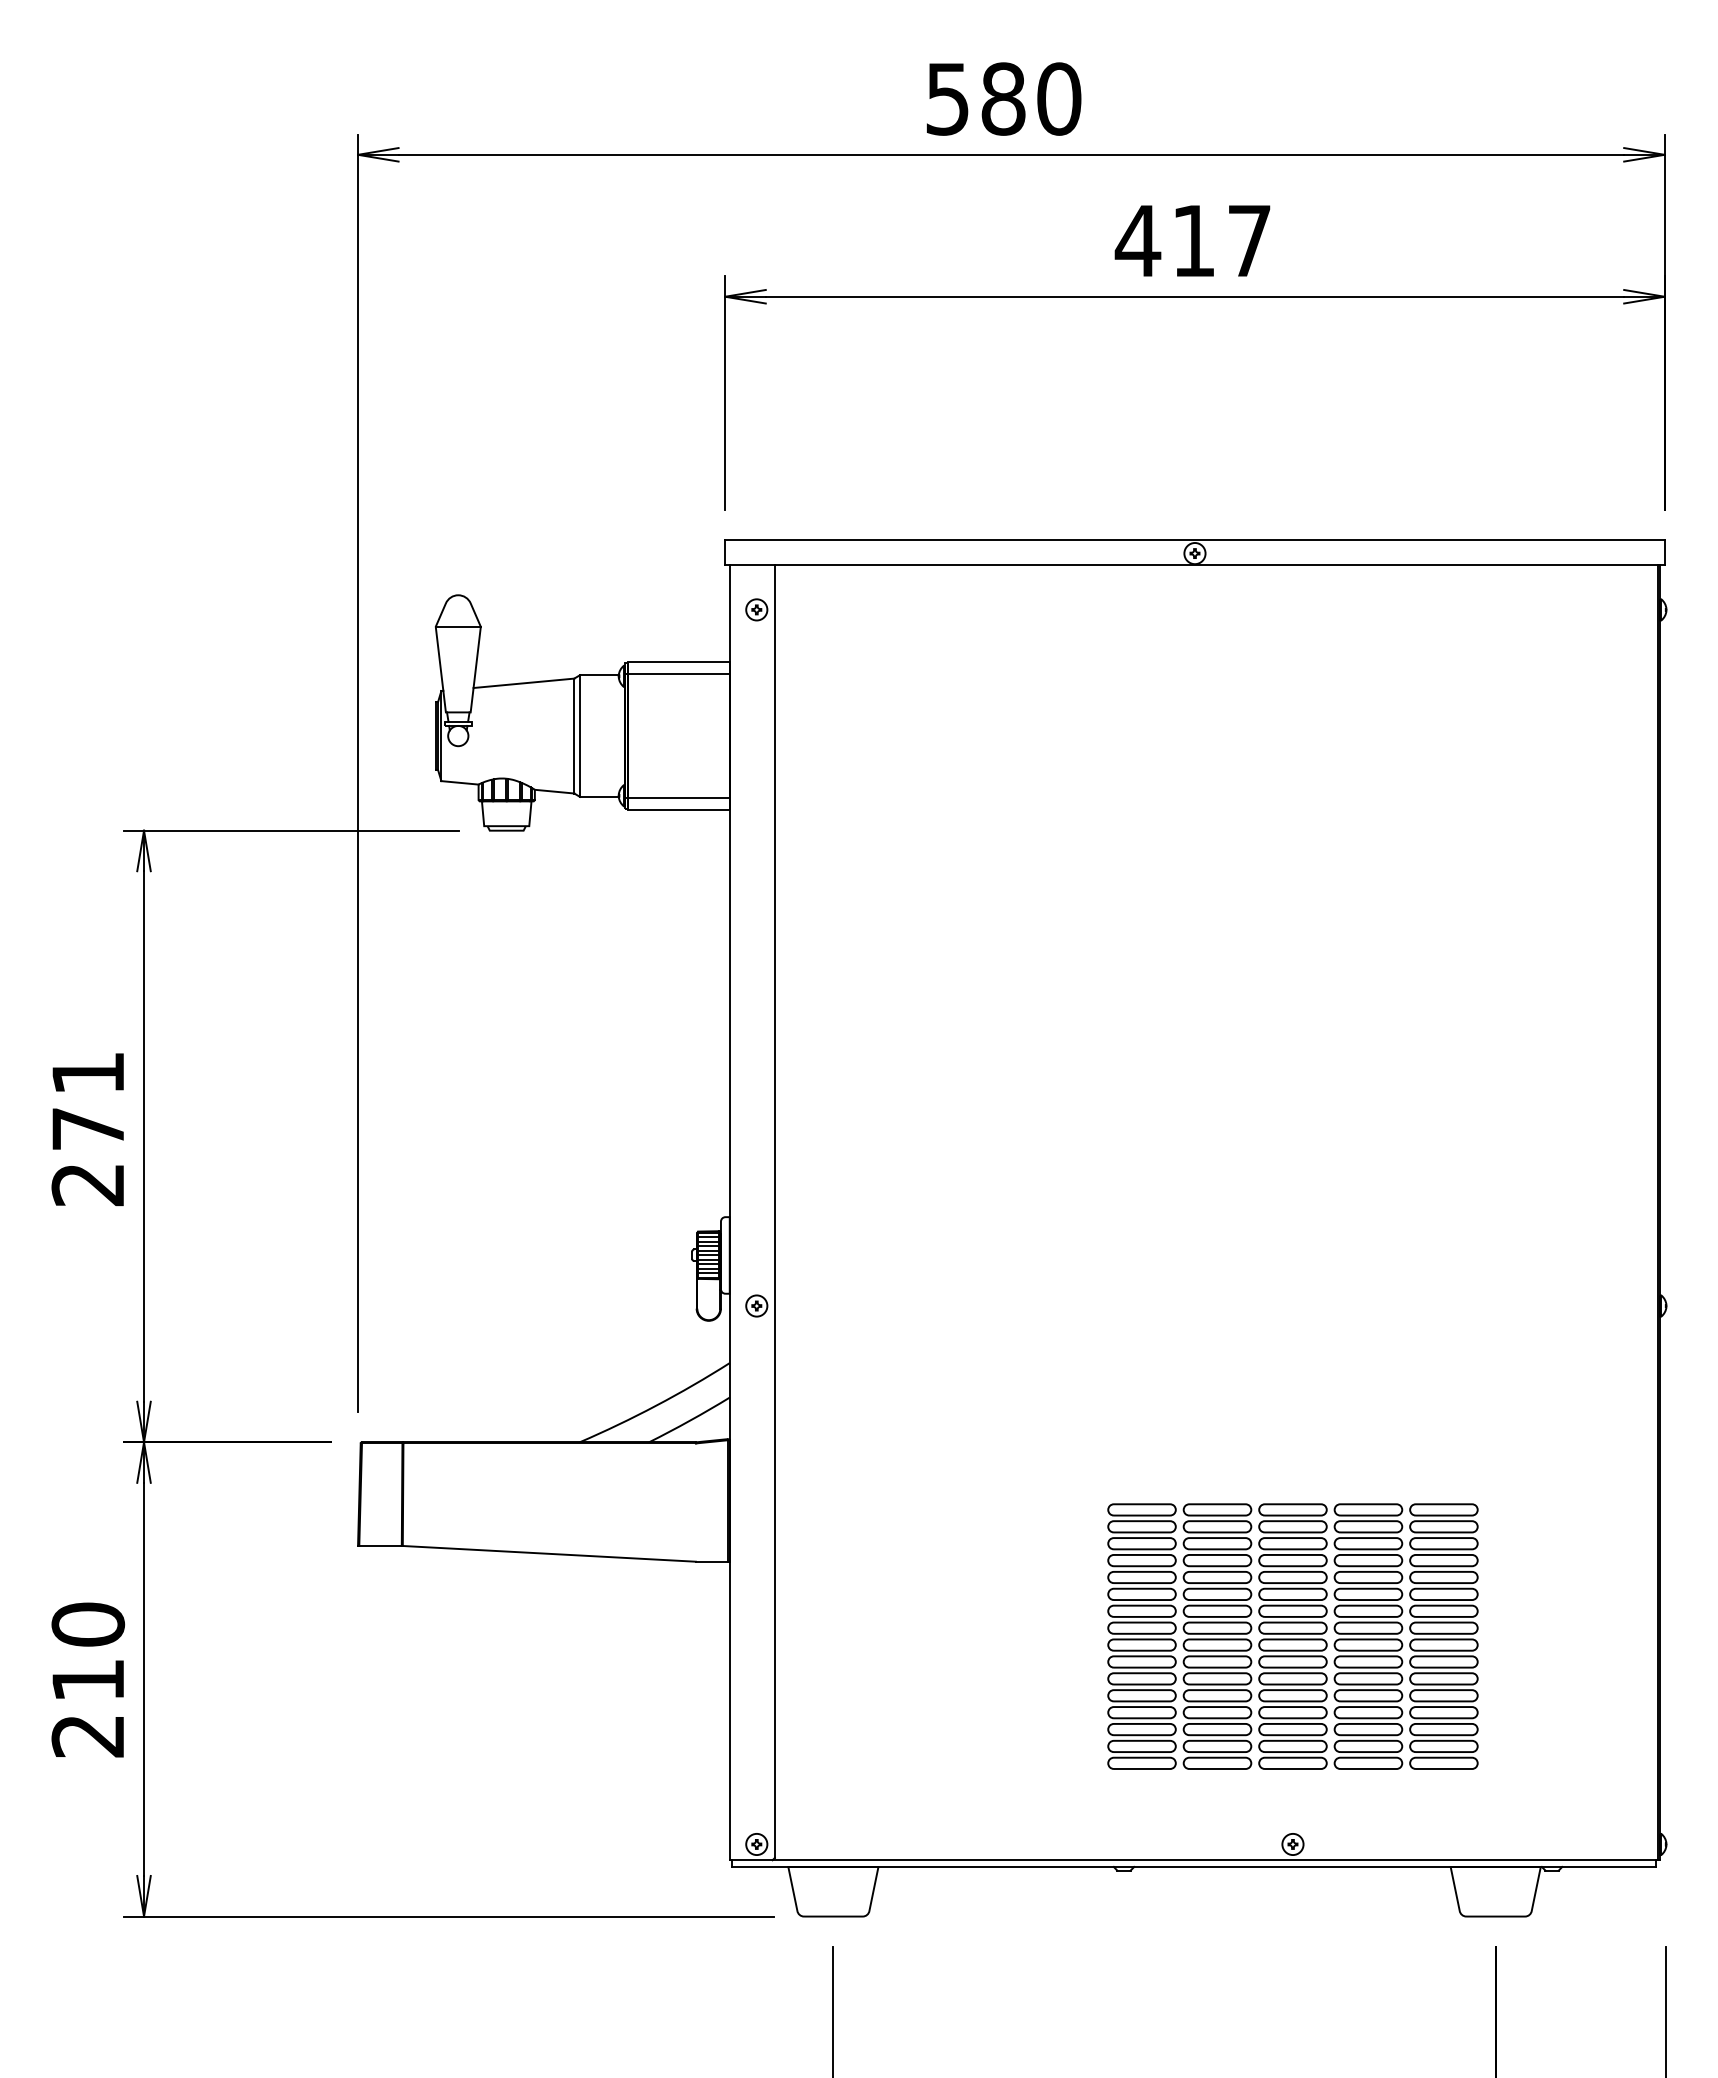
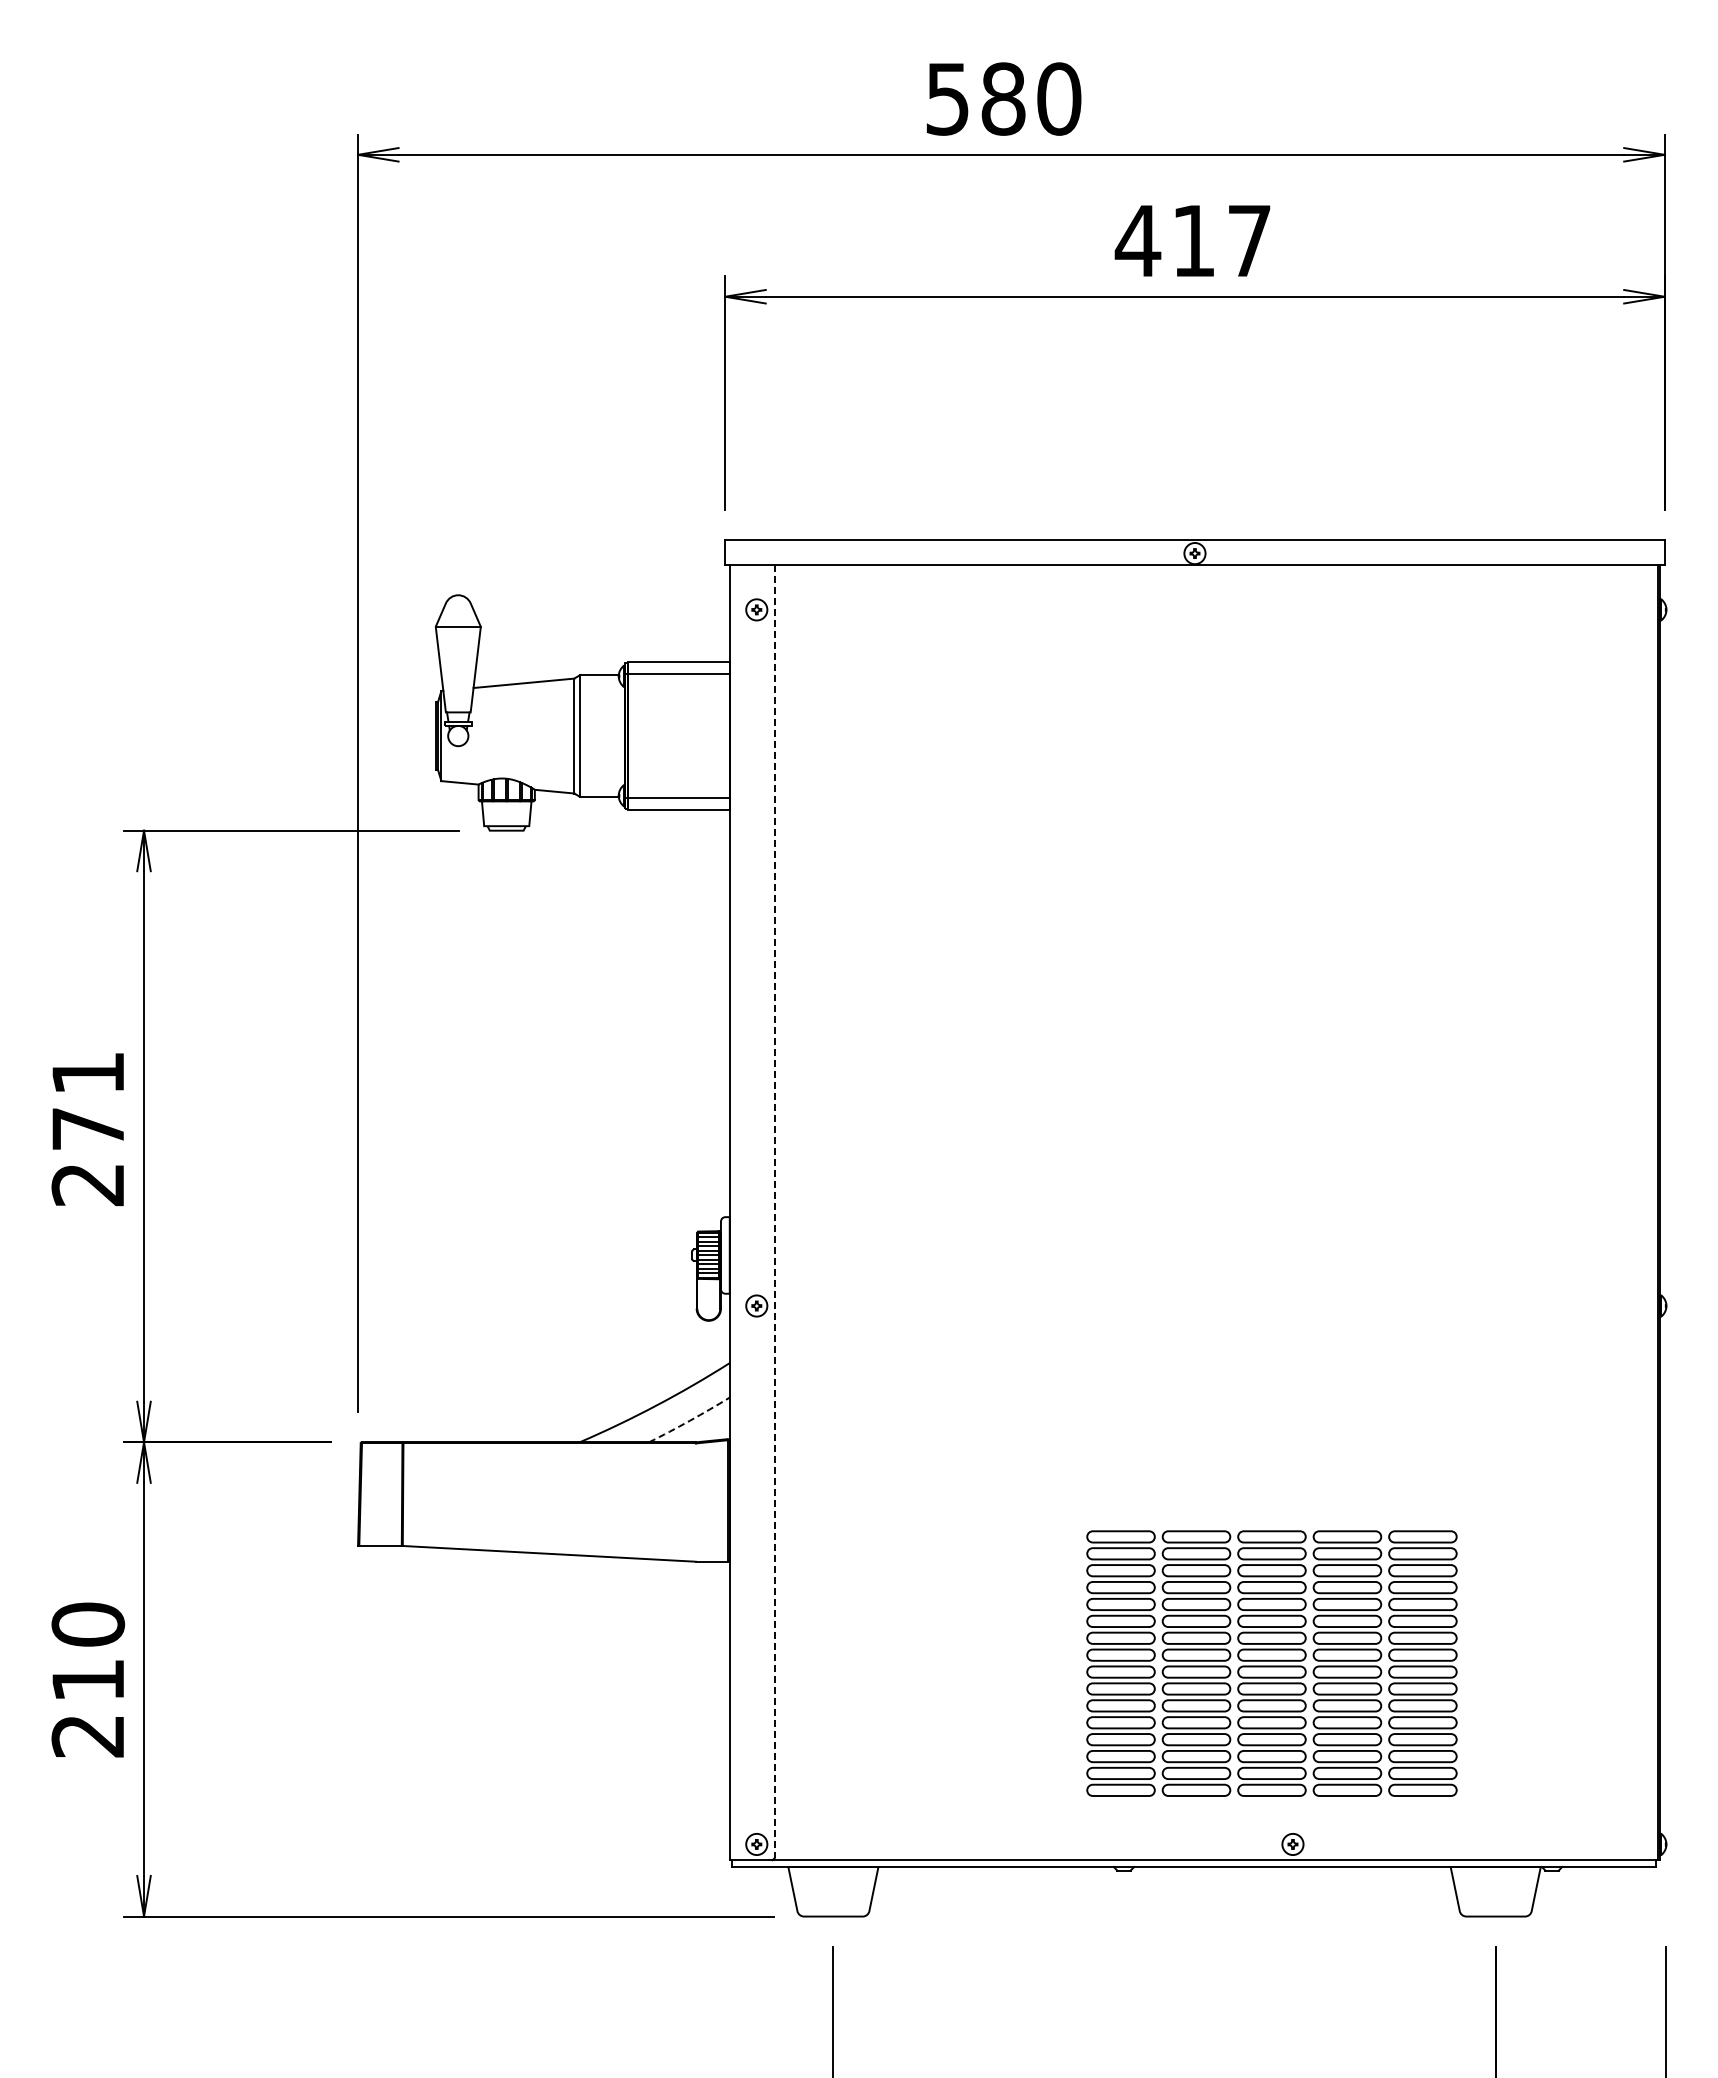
line: solid -> dashed (774, 1211)
arc: solid -> dashed (689, 1420)
part position: (1292, 1636) -> (1271, 1663) (1271, 1663)
